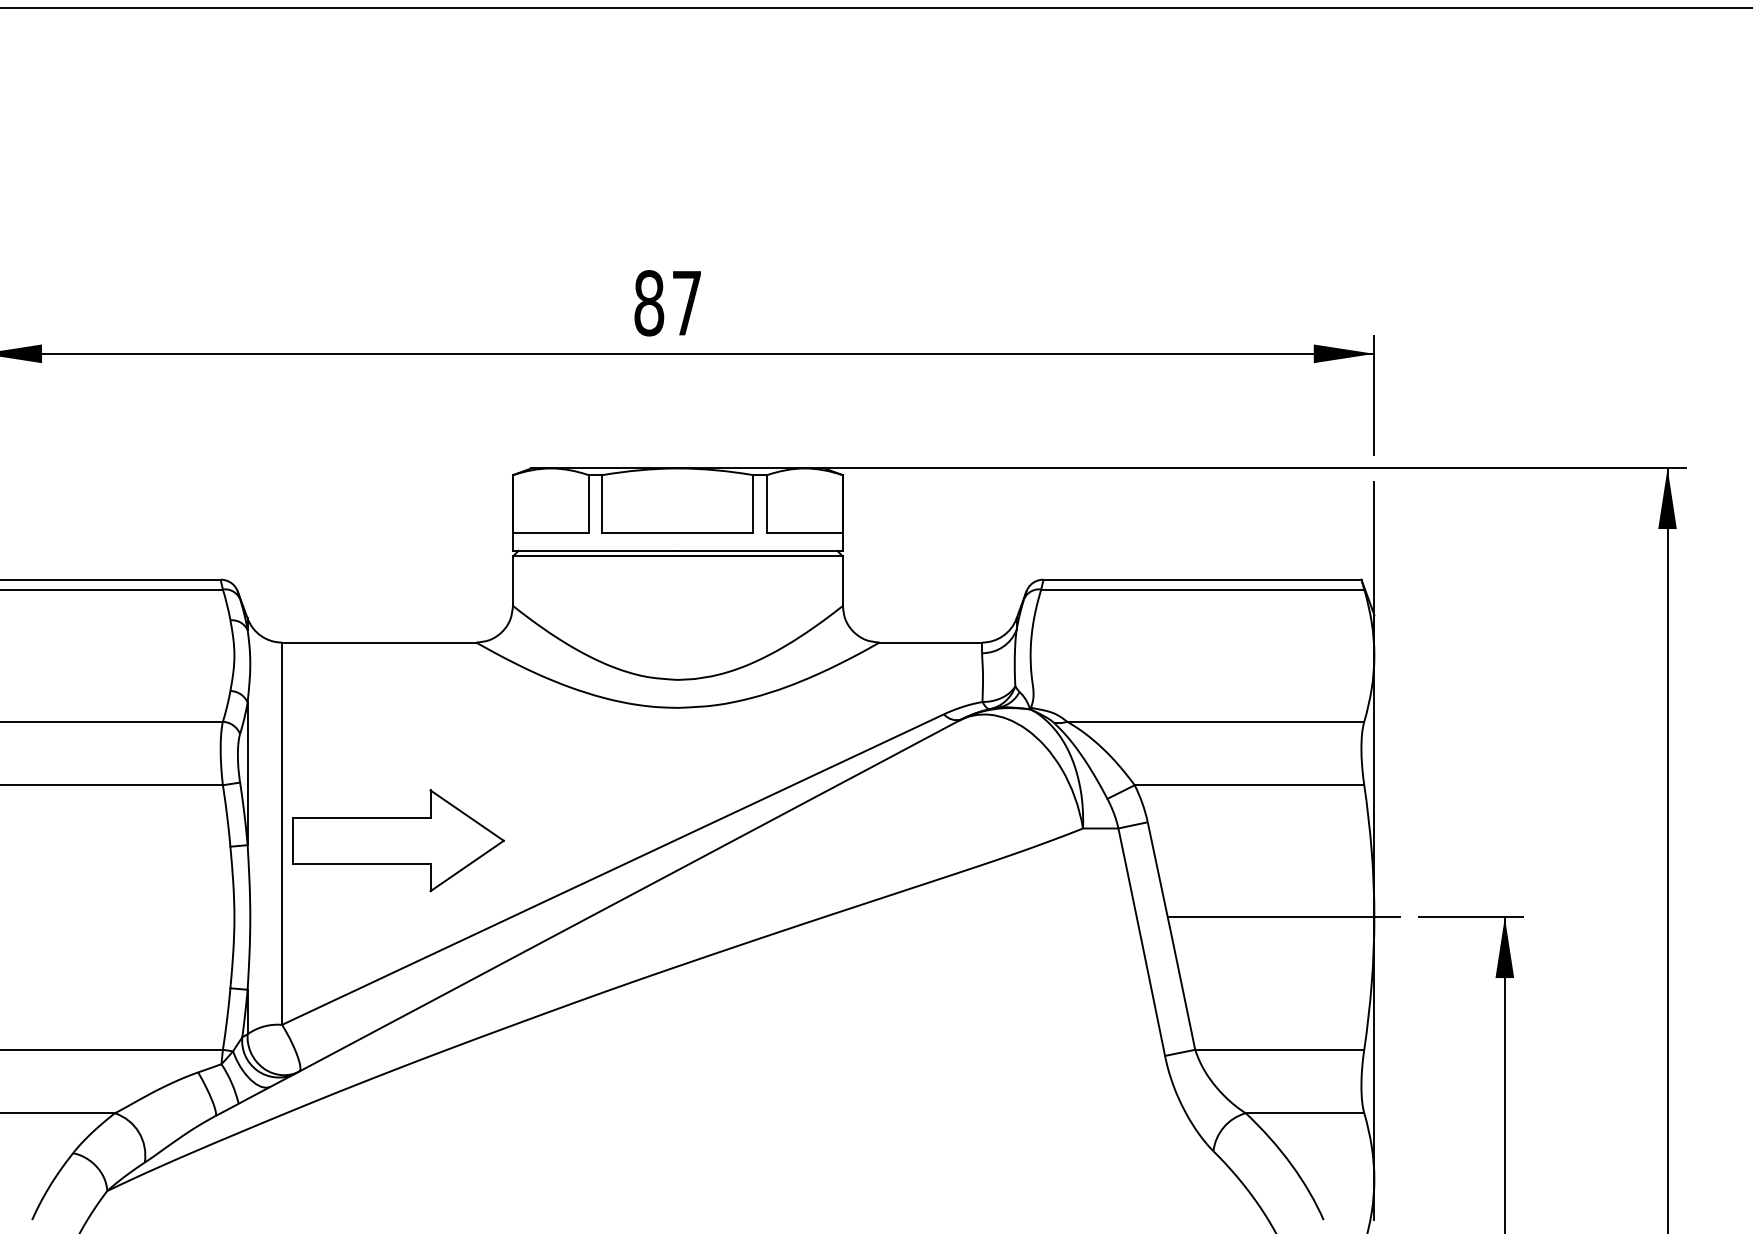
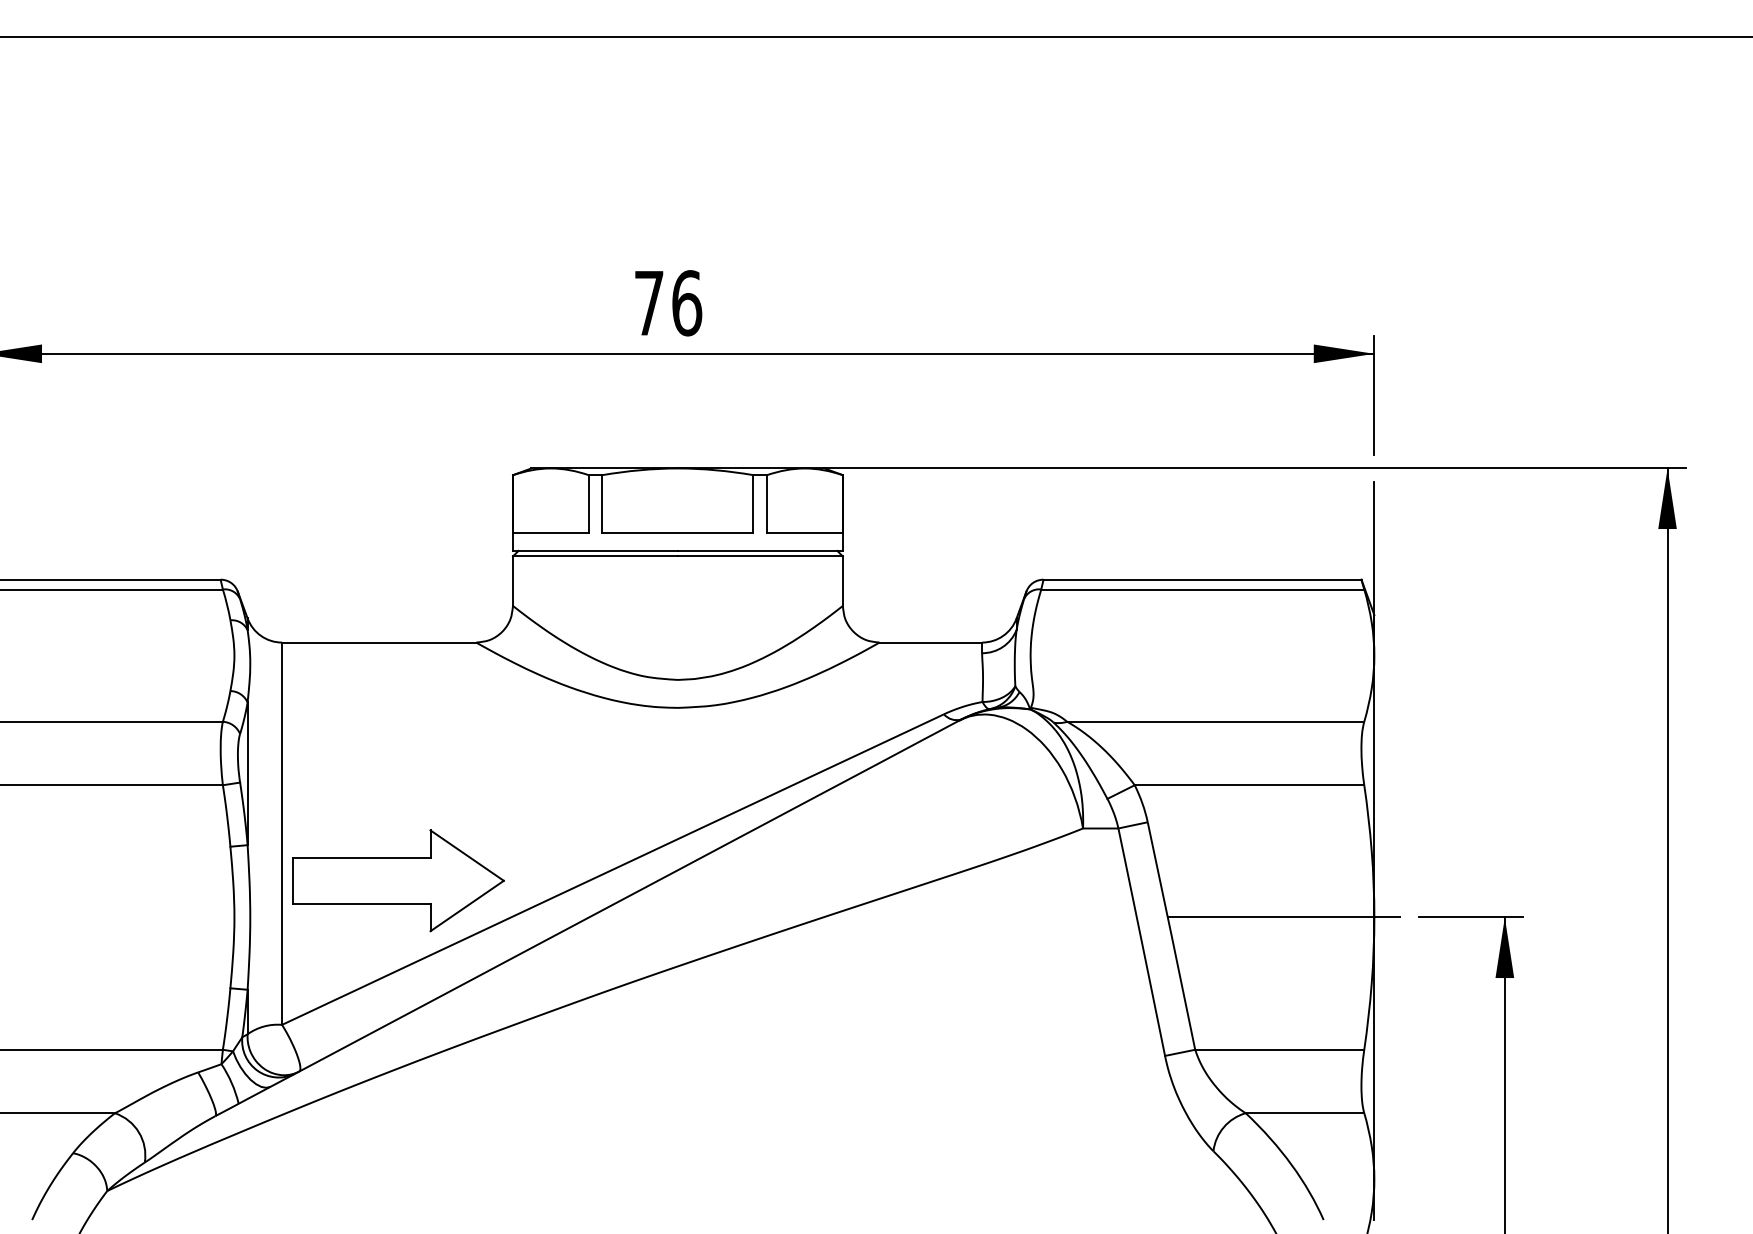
line position: (875, 8) -> (875, 37) (875, 37)
text: 87 -> 76 (668, 303)
part position: (398, 840) -> (398, 880) (398, 880)
